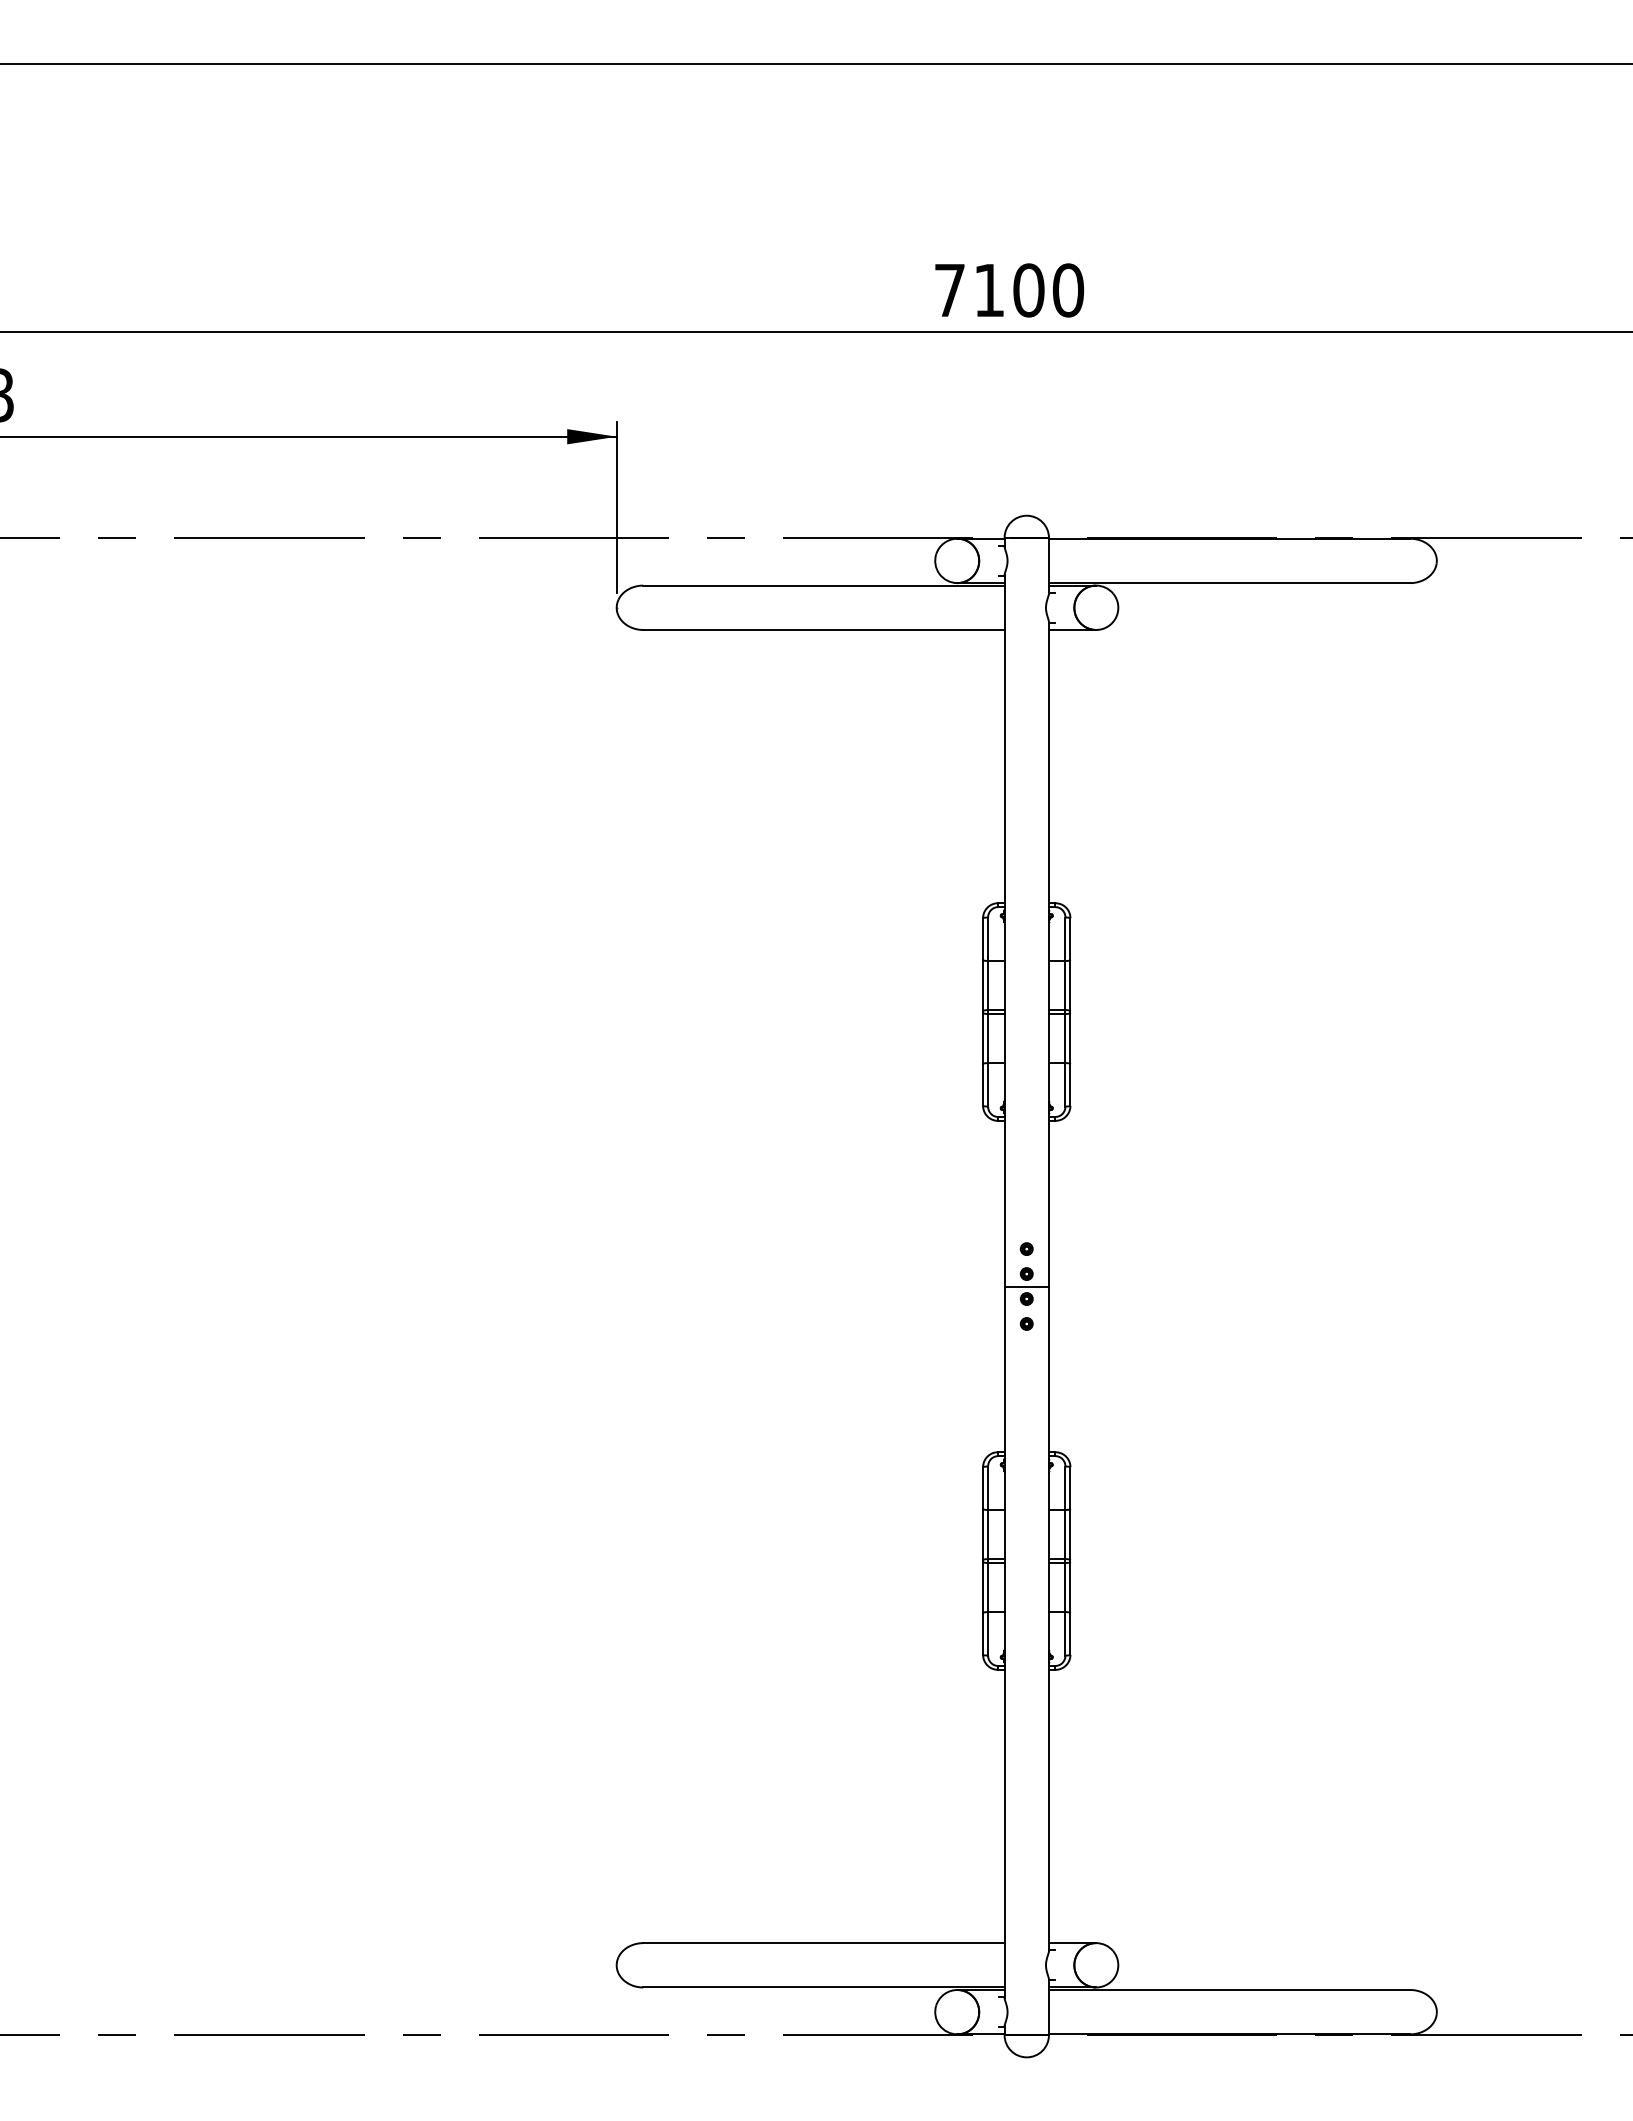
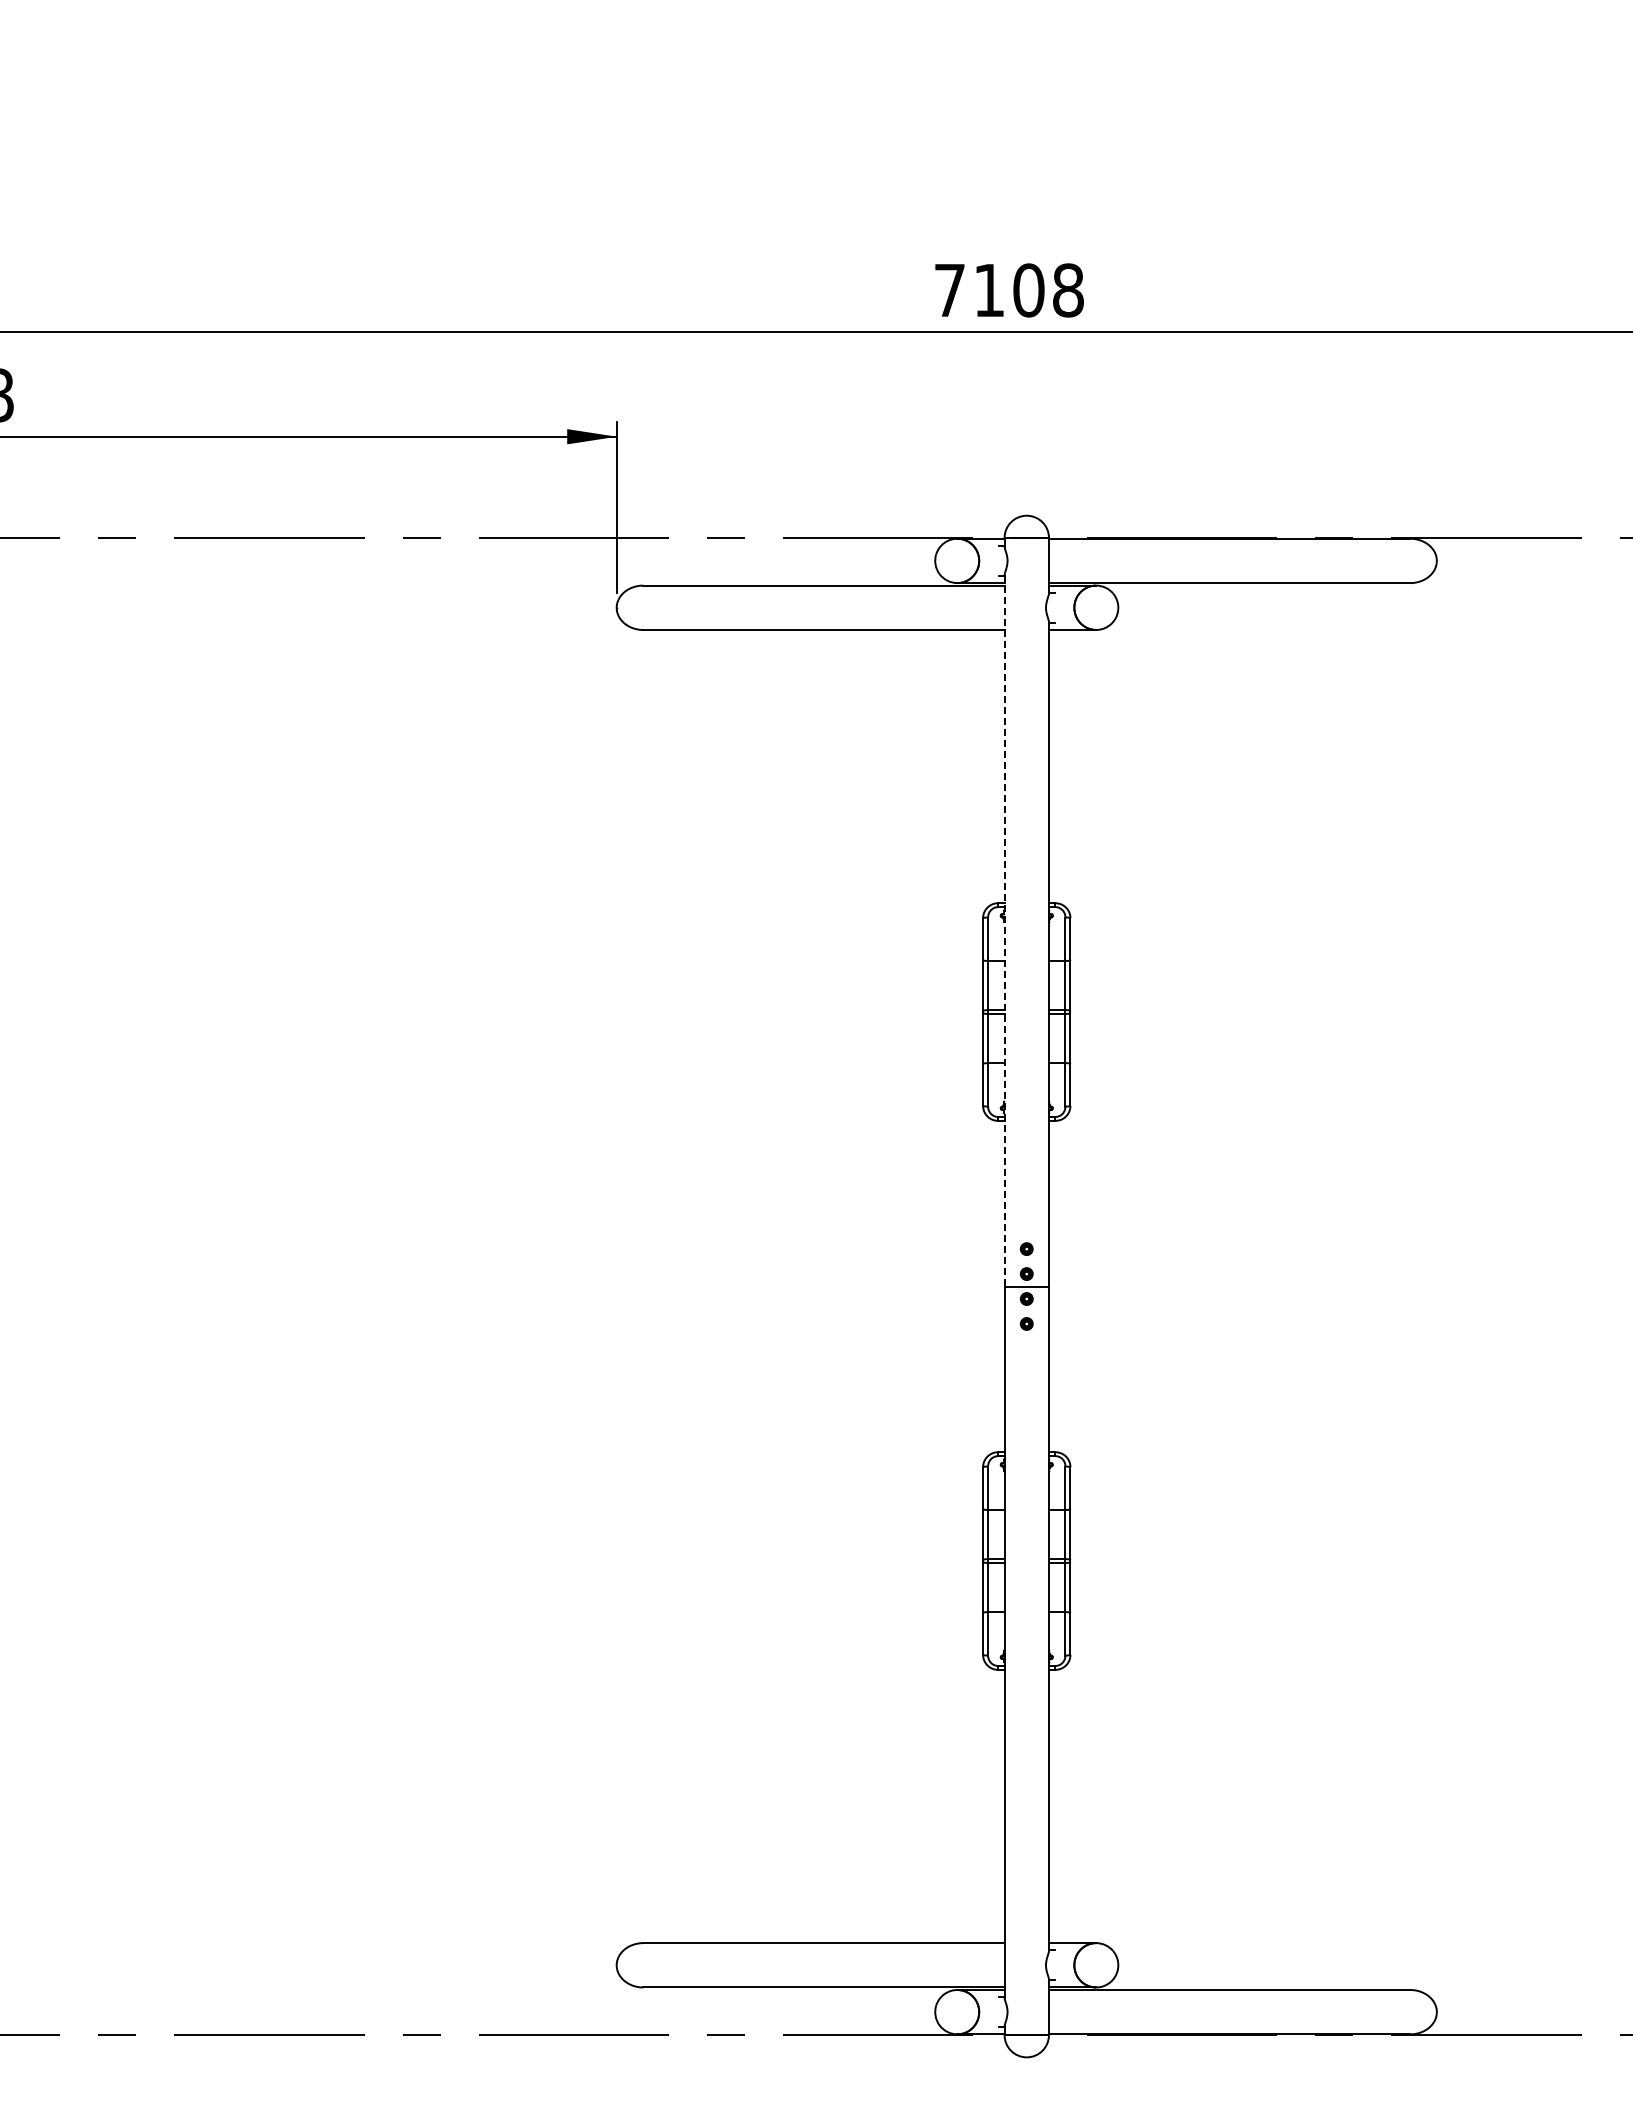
line: present -> none (815, 63)
text: 7100 -> 7108 (1068, 290)
line: solid -> dashed (1004, 930)
